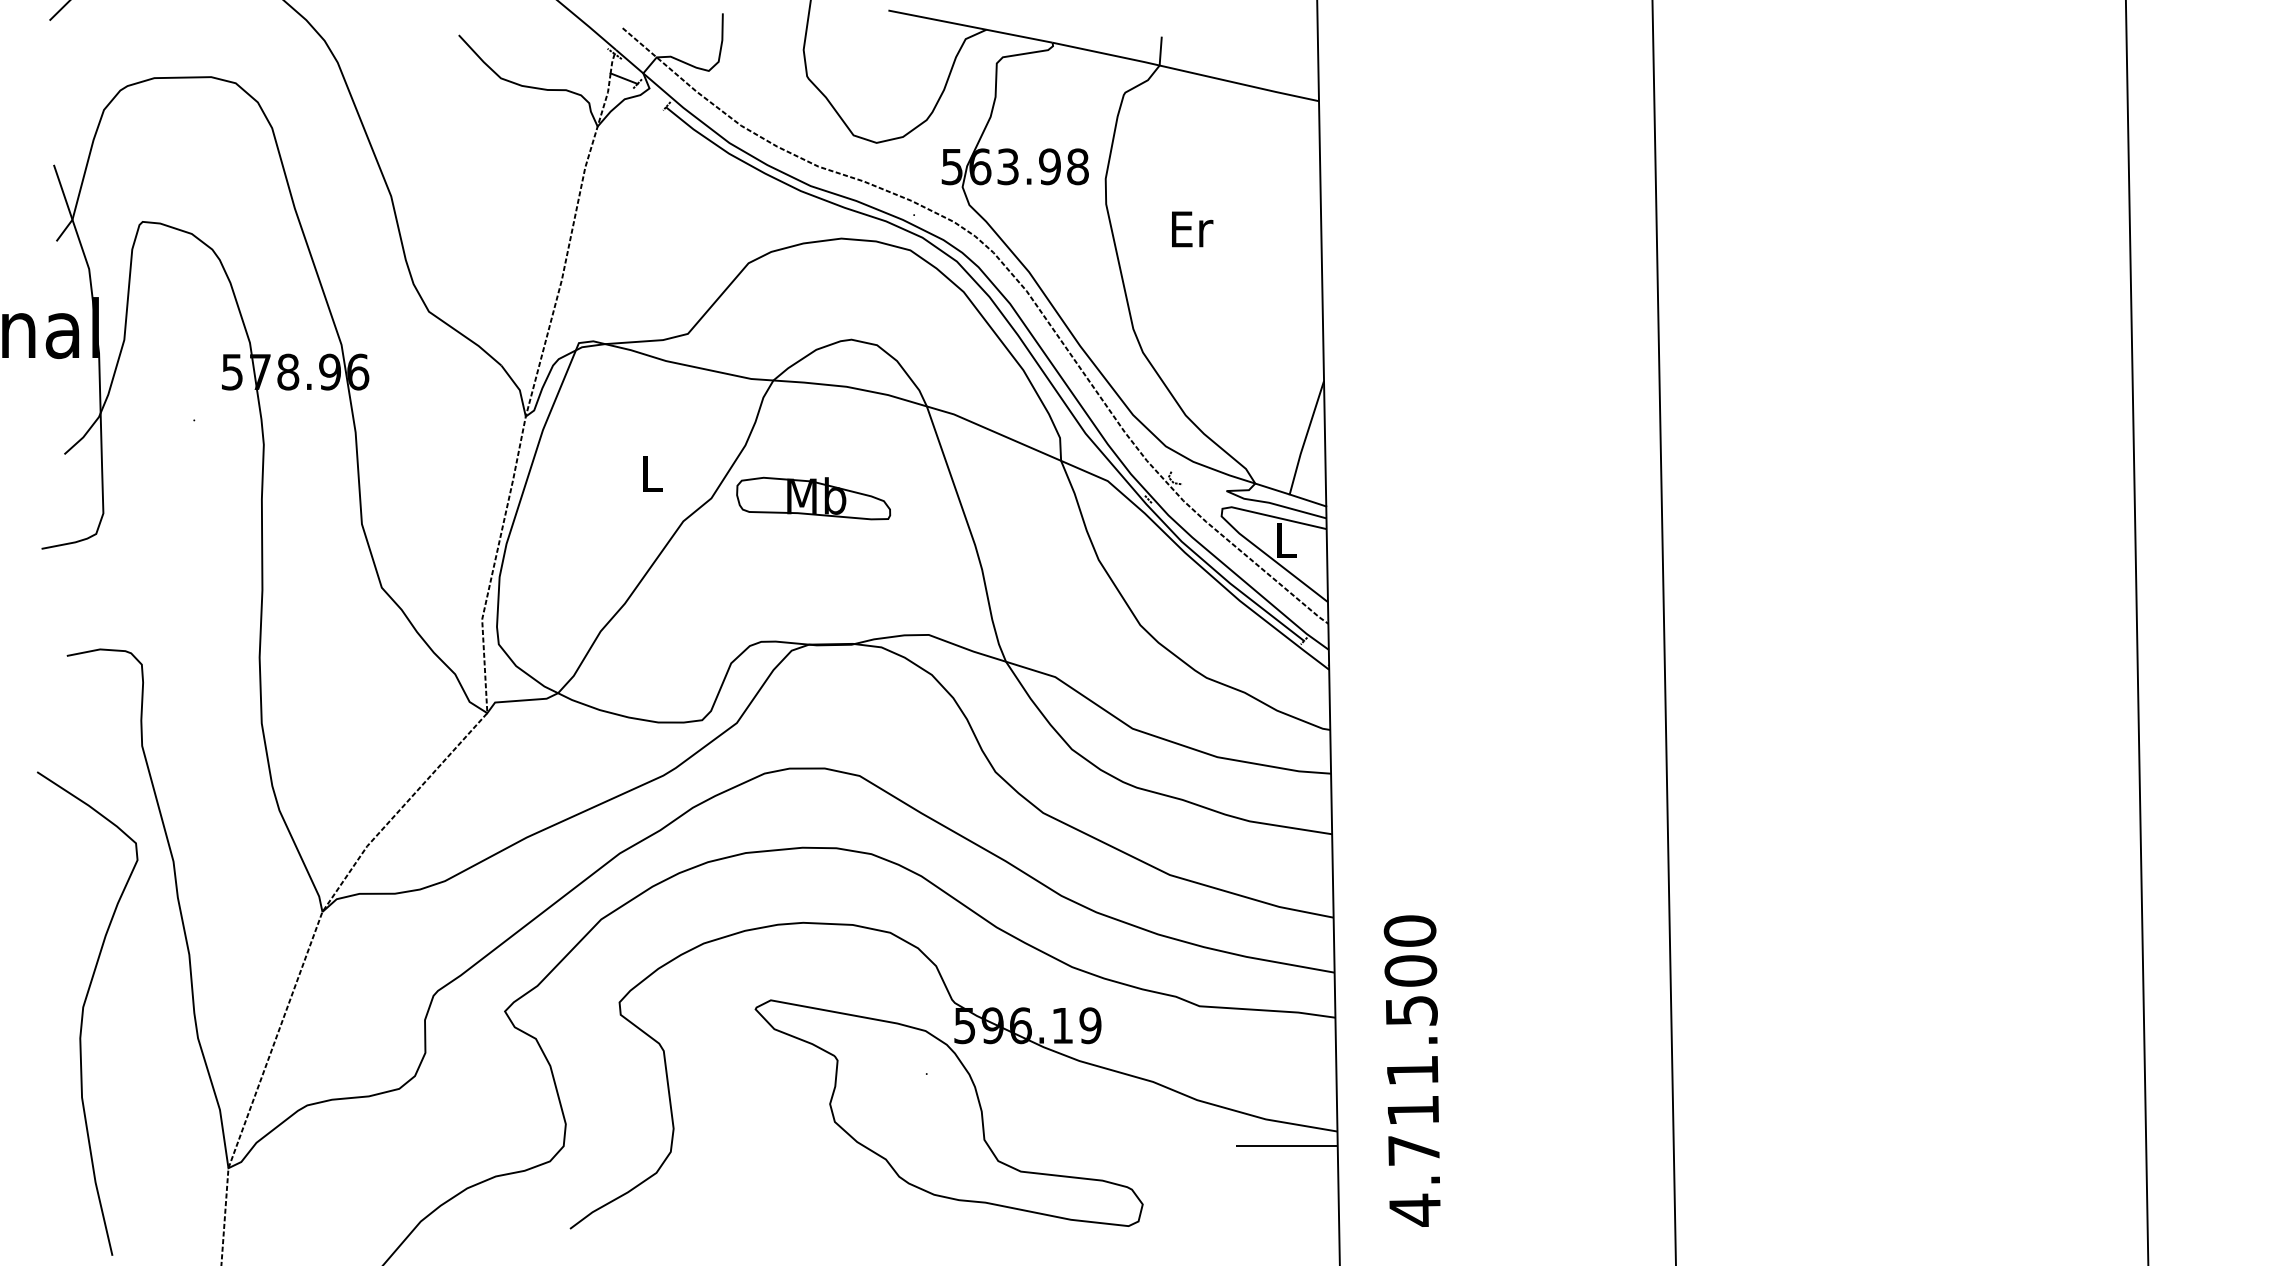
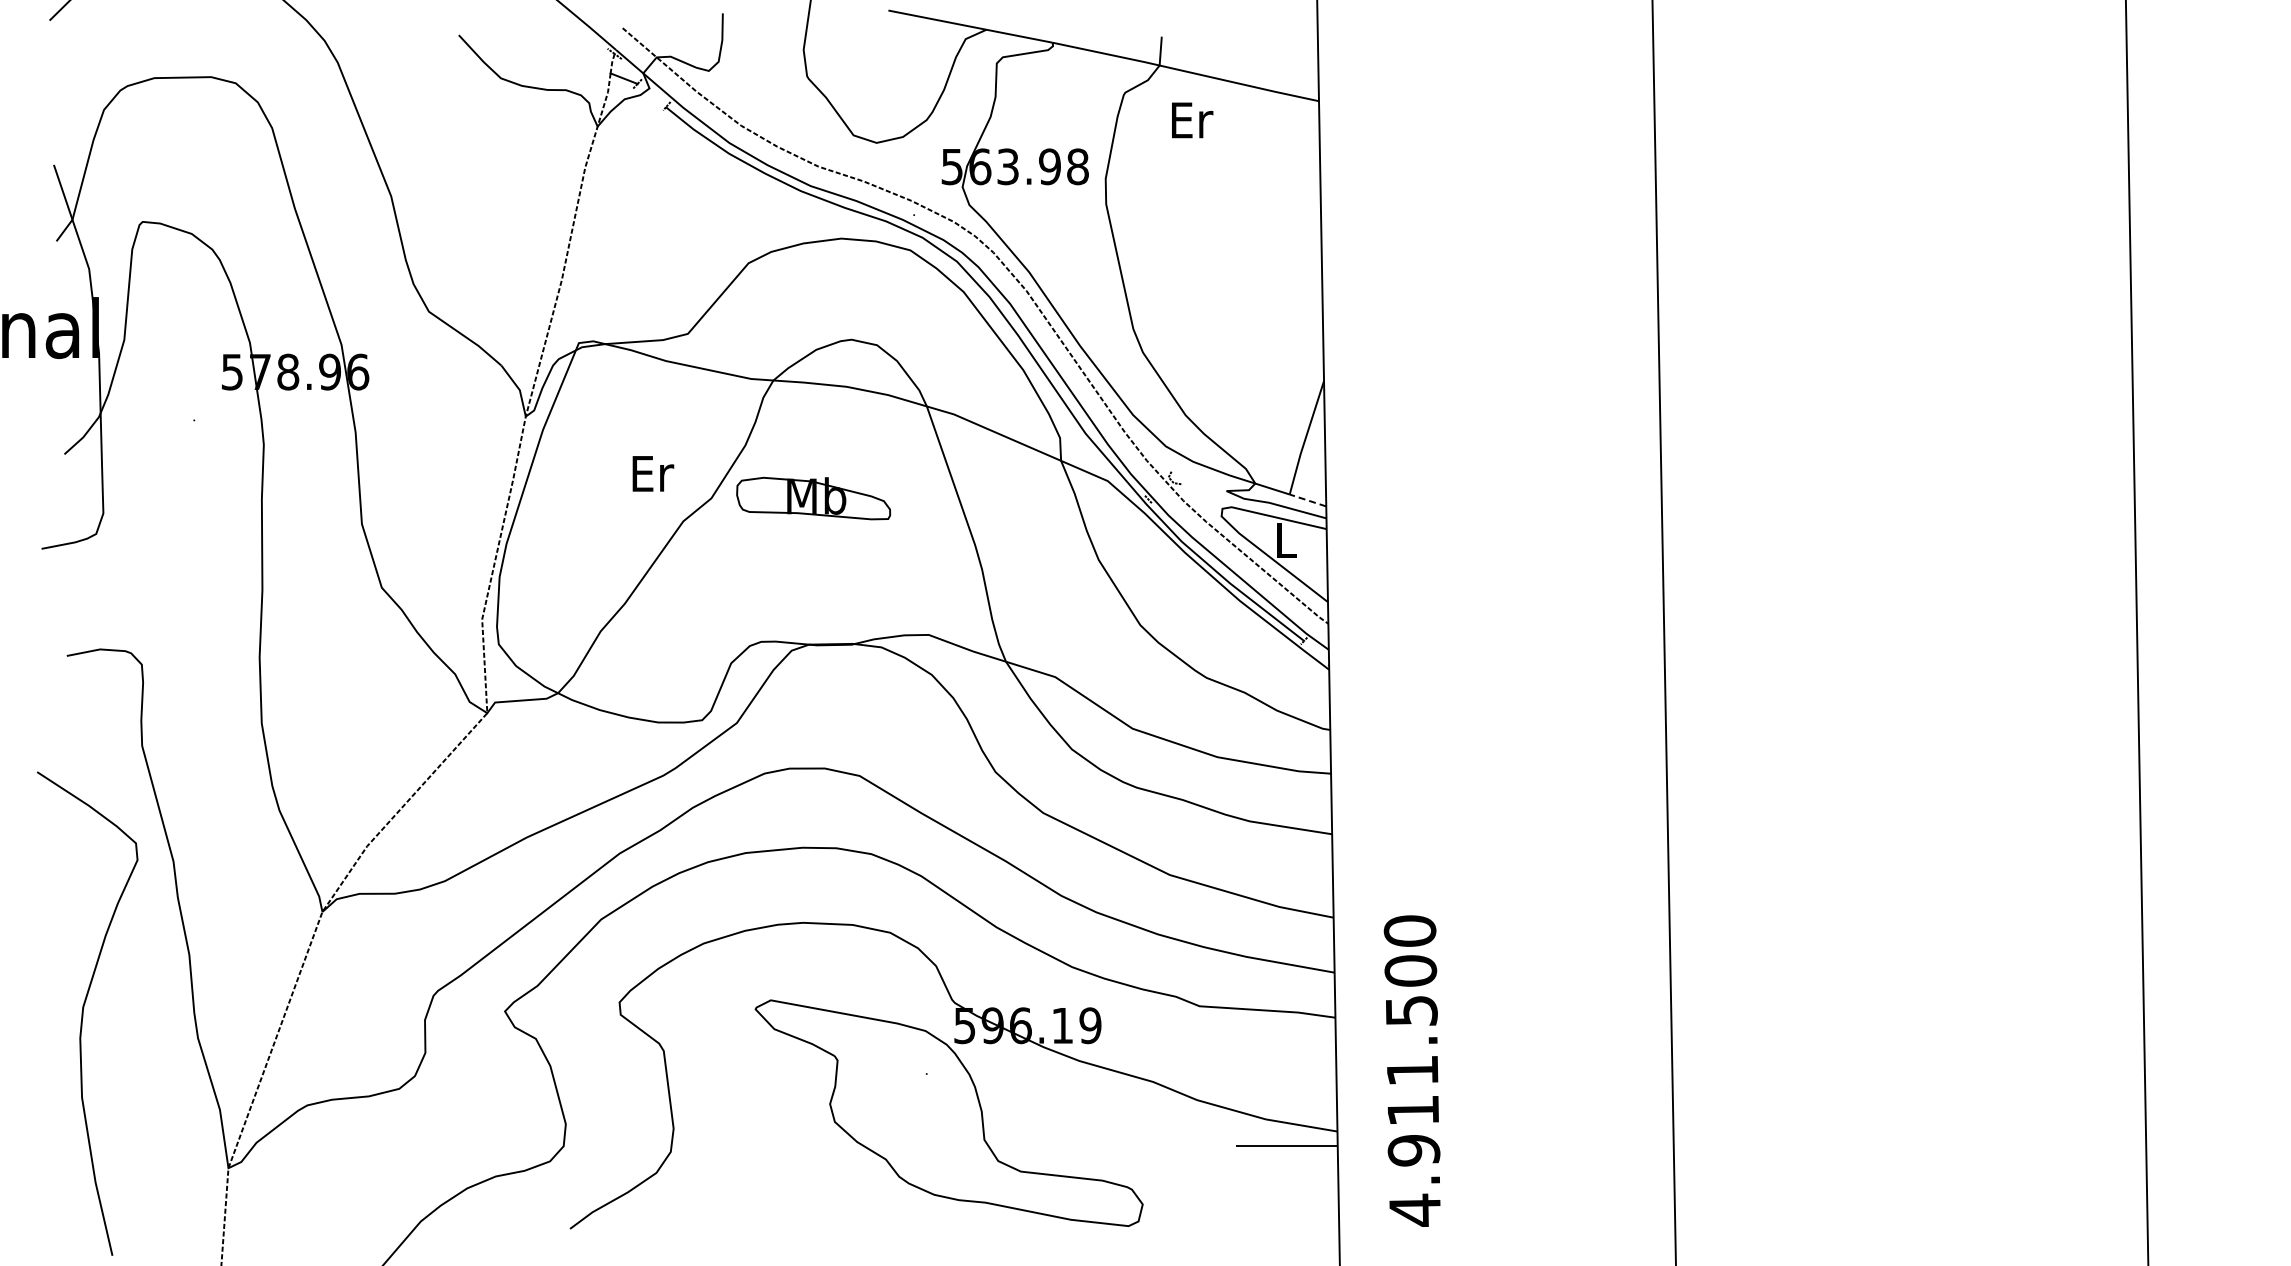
text position: (1192, 229) -> (1192, 120) (1192, 120)
text: L -> Er (653, 473)
line: solid -> dashed (1307, 500)
text: 4.711.500 -> 4.911.500 (1413, 1150)
